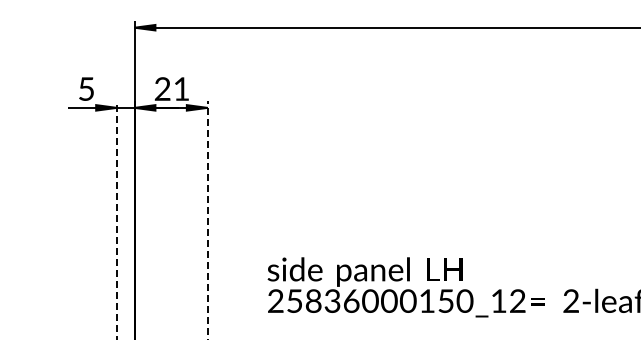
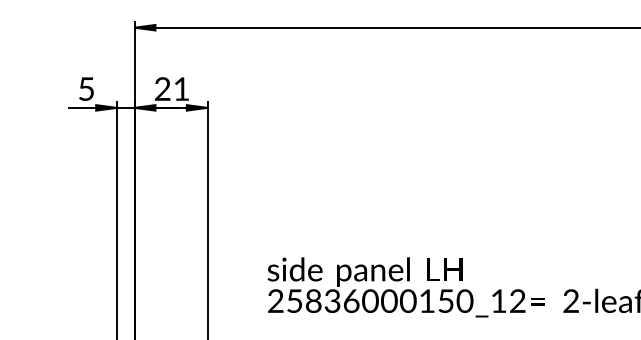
line: dashed -> solid (117, 219)
line: dashed -> solid (207, 219)
